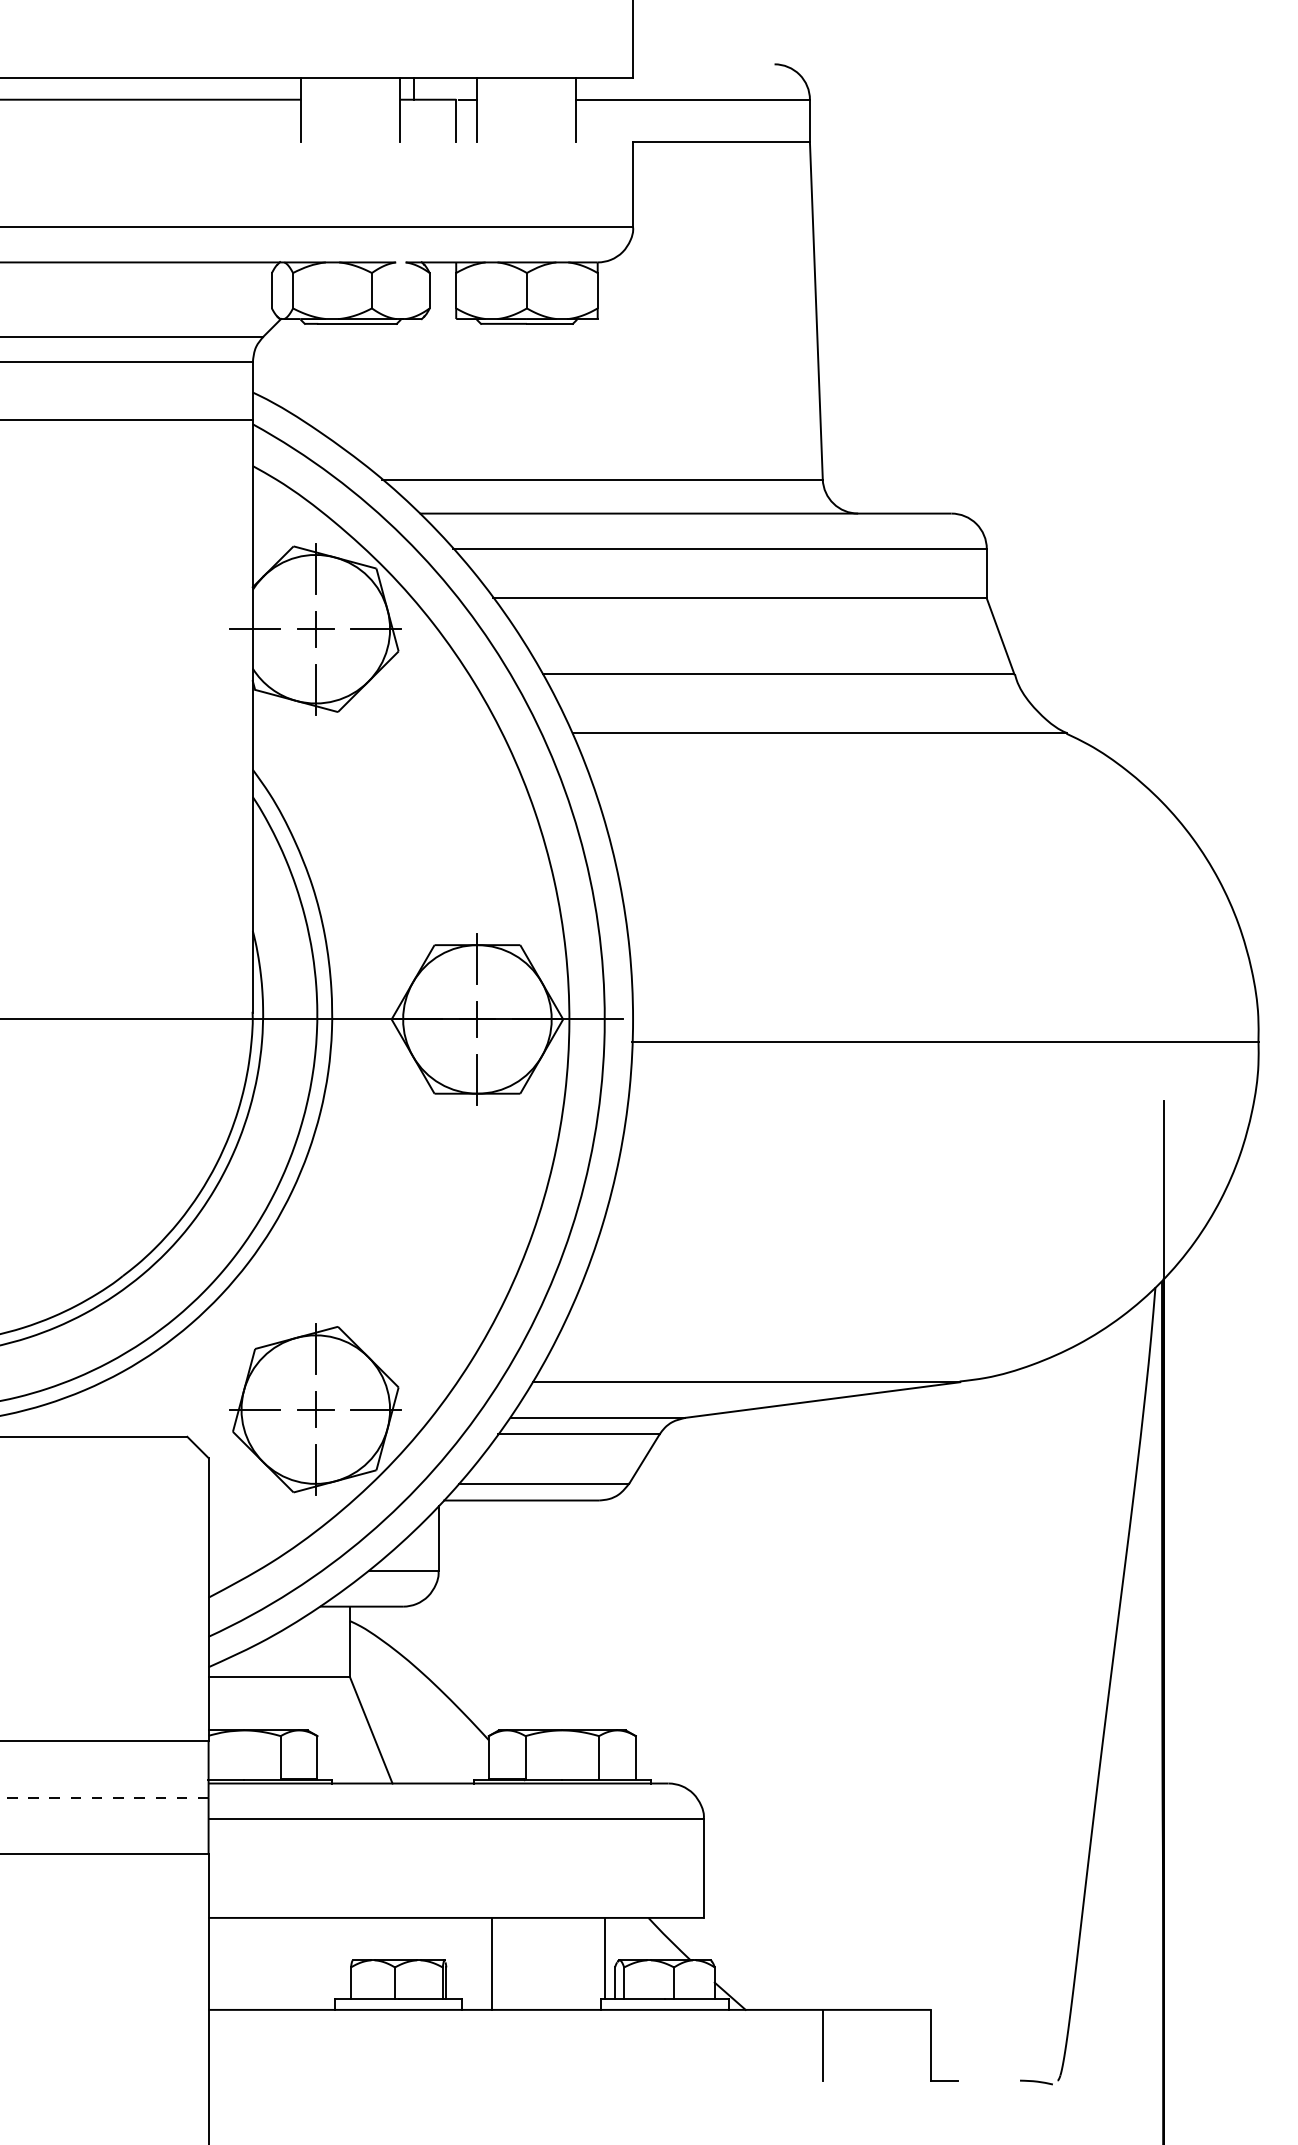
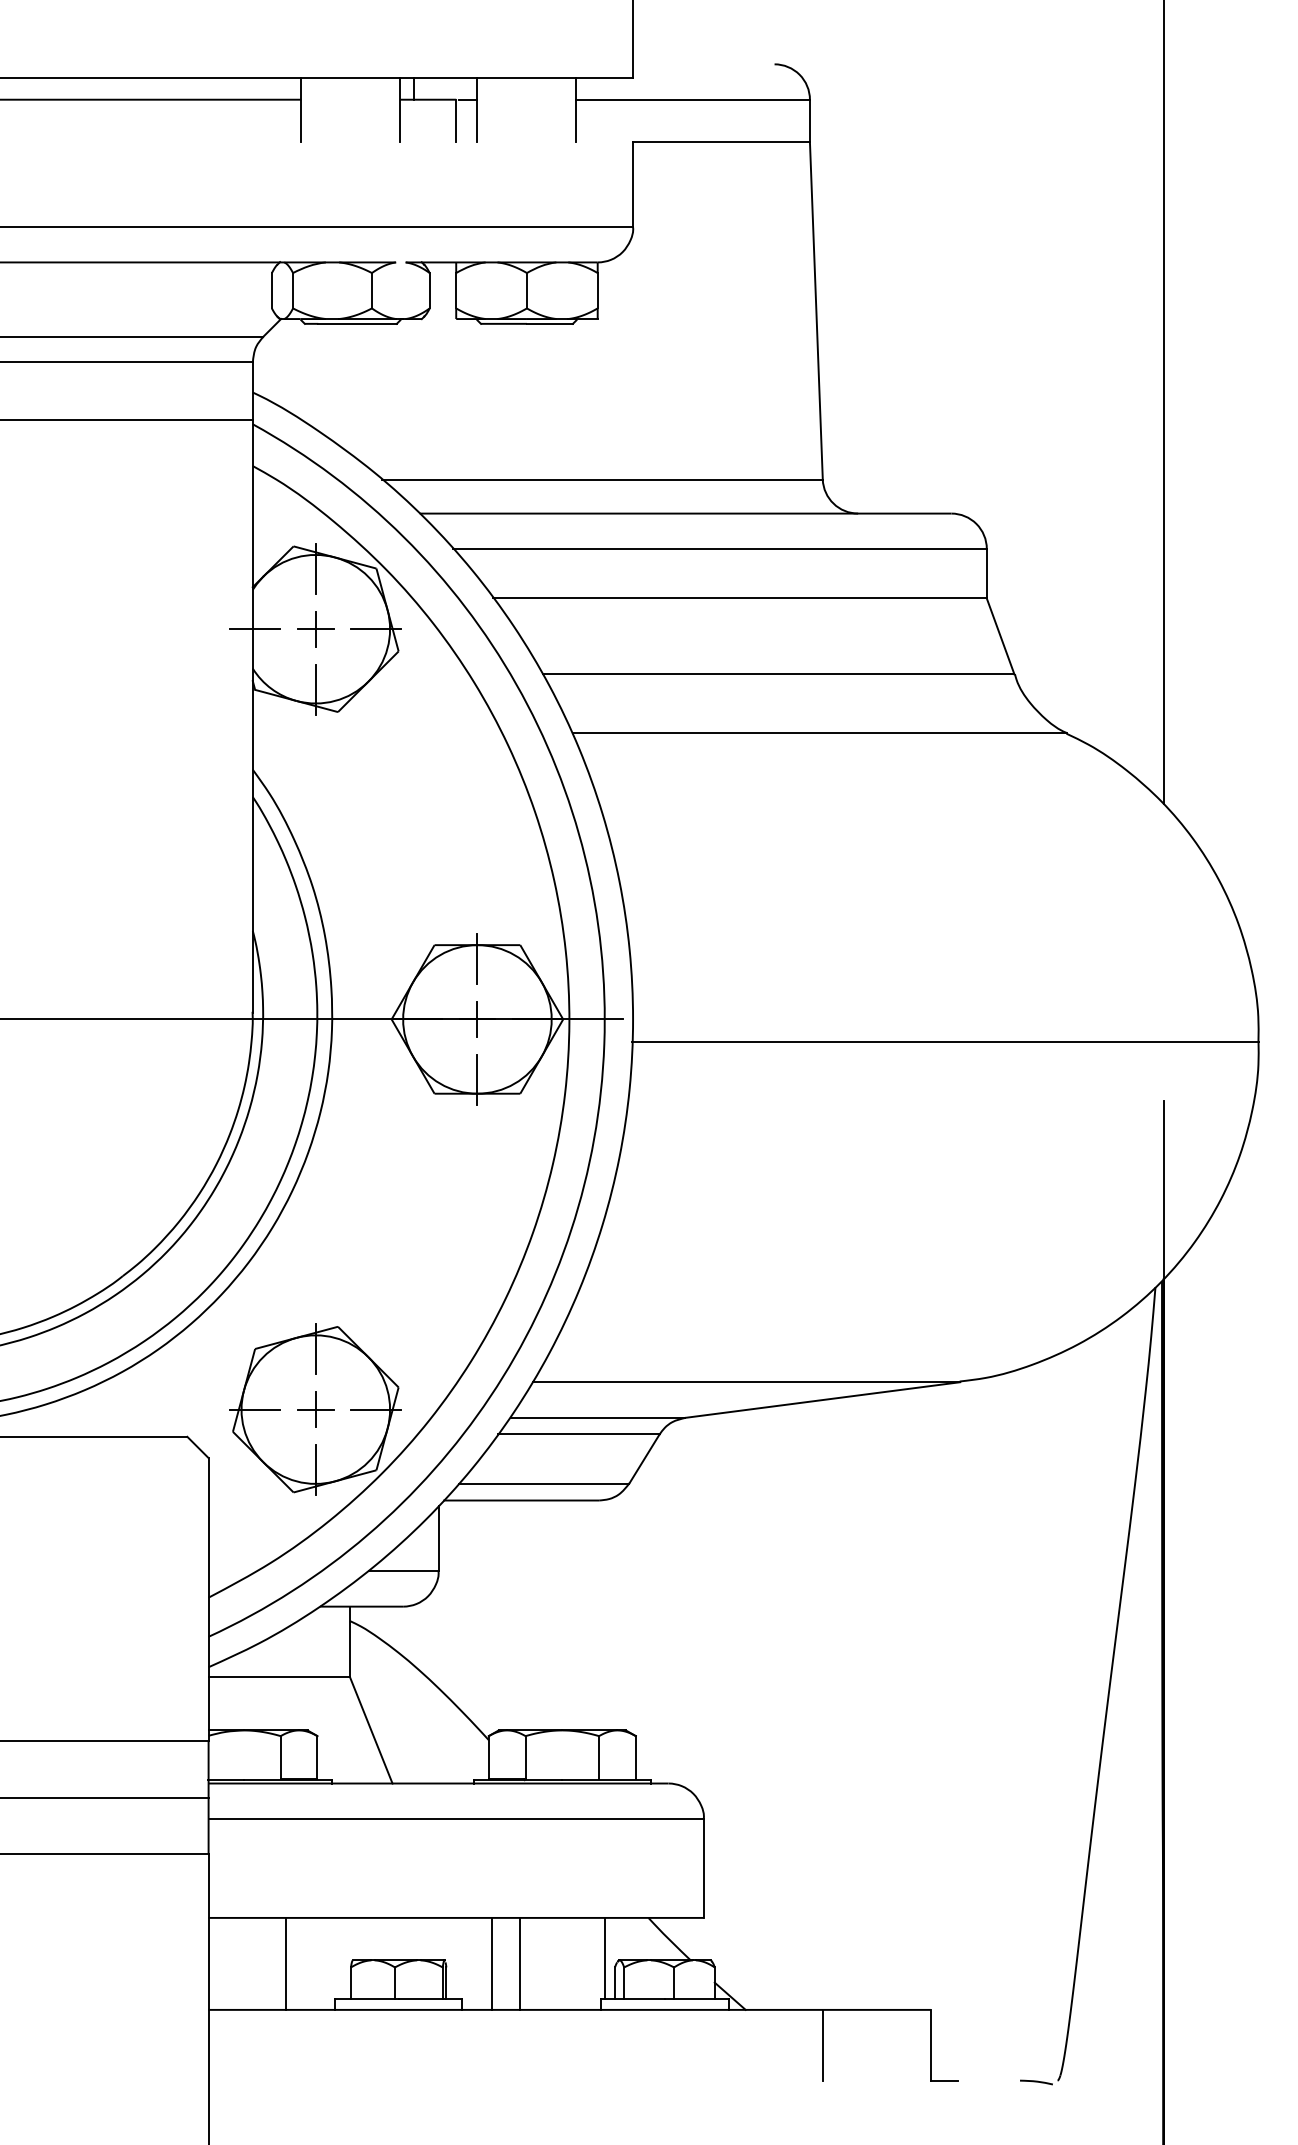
line: none -> present (1163, 403)
line: dashed -> solid (104, 1797)
line: none -> present (286, 1963)
line: none -> present (519, 1963)
